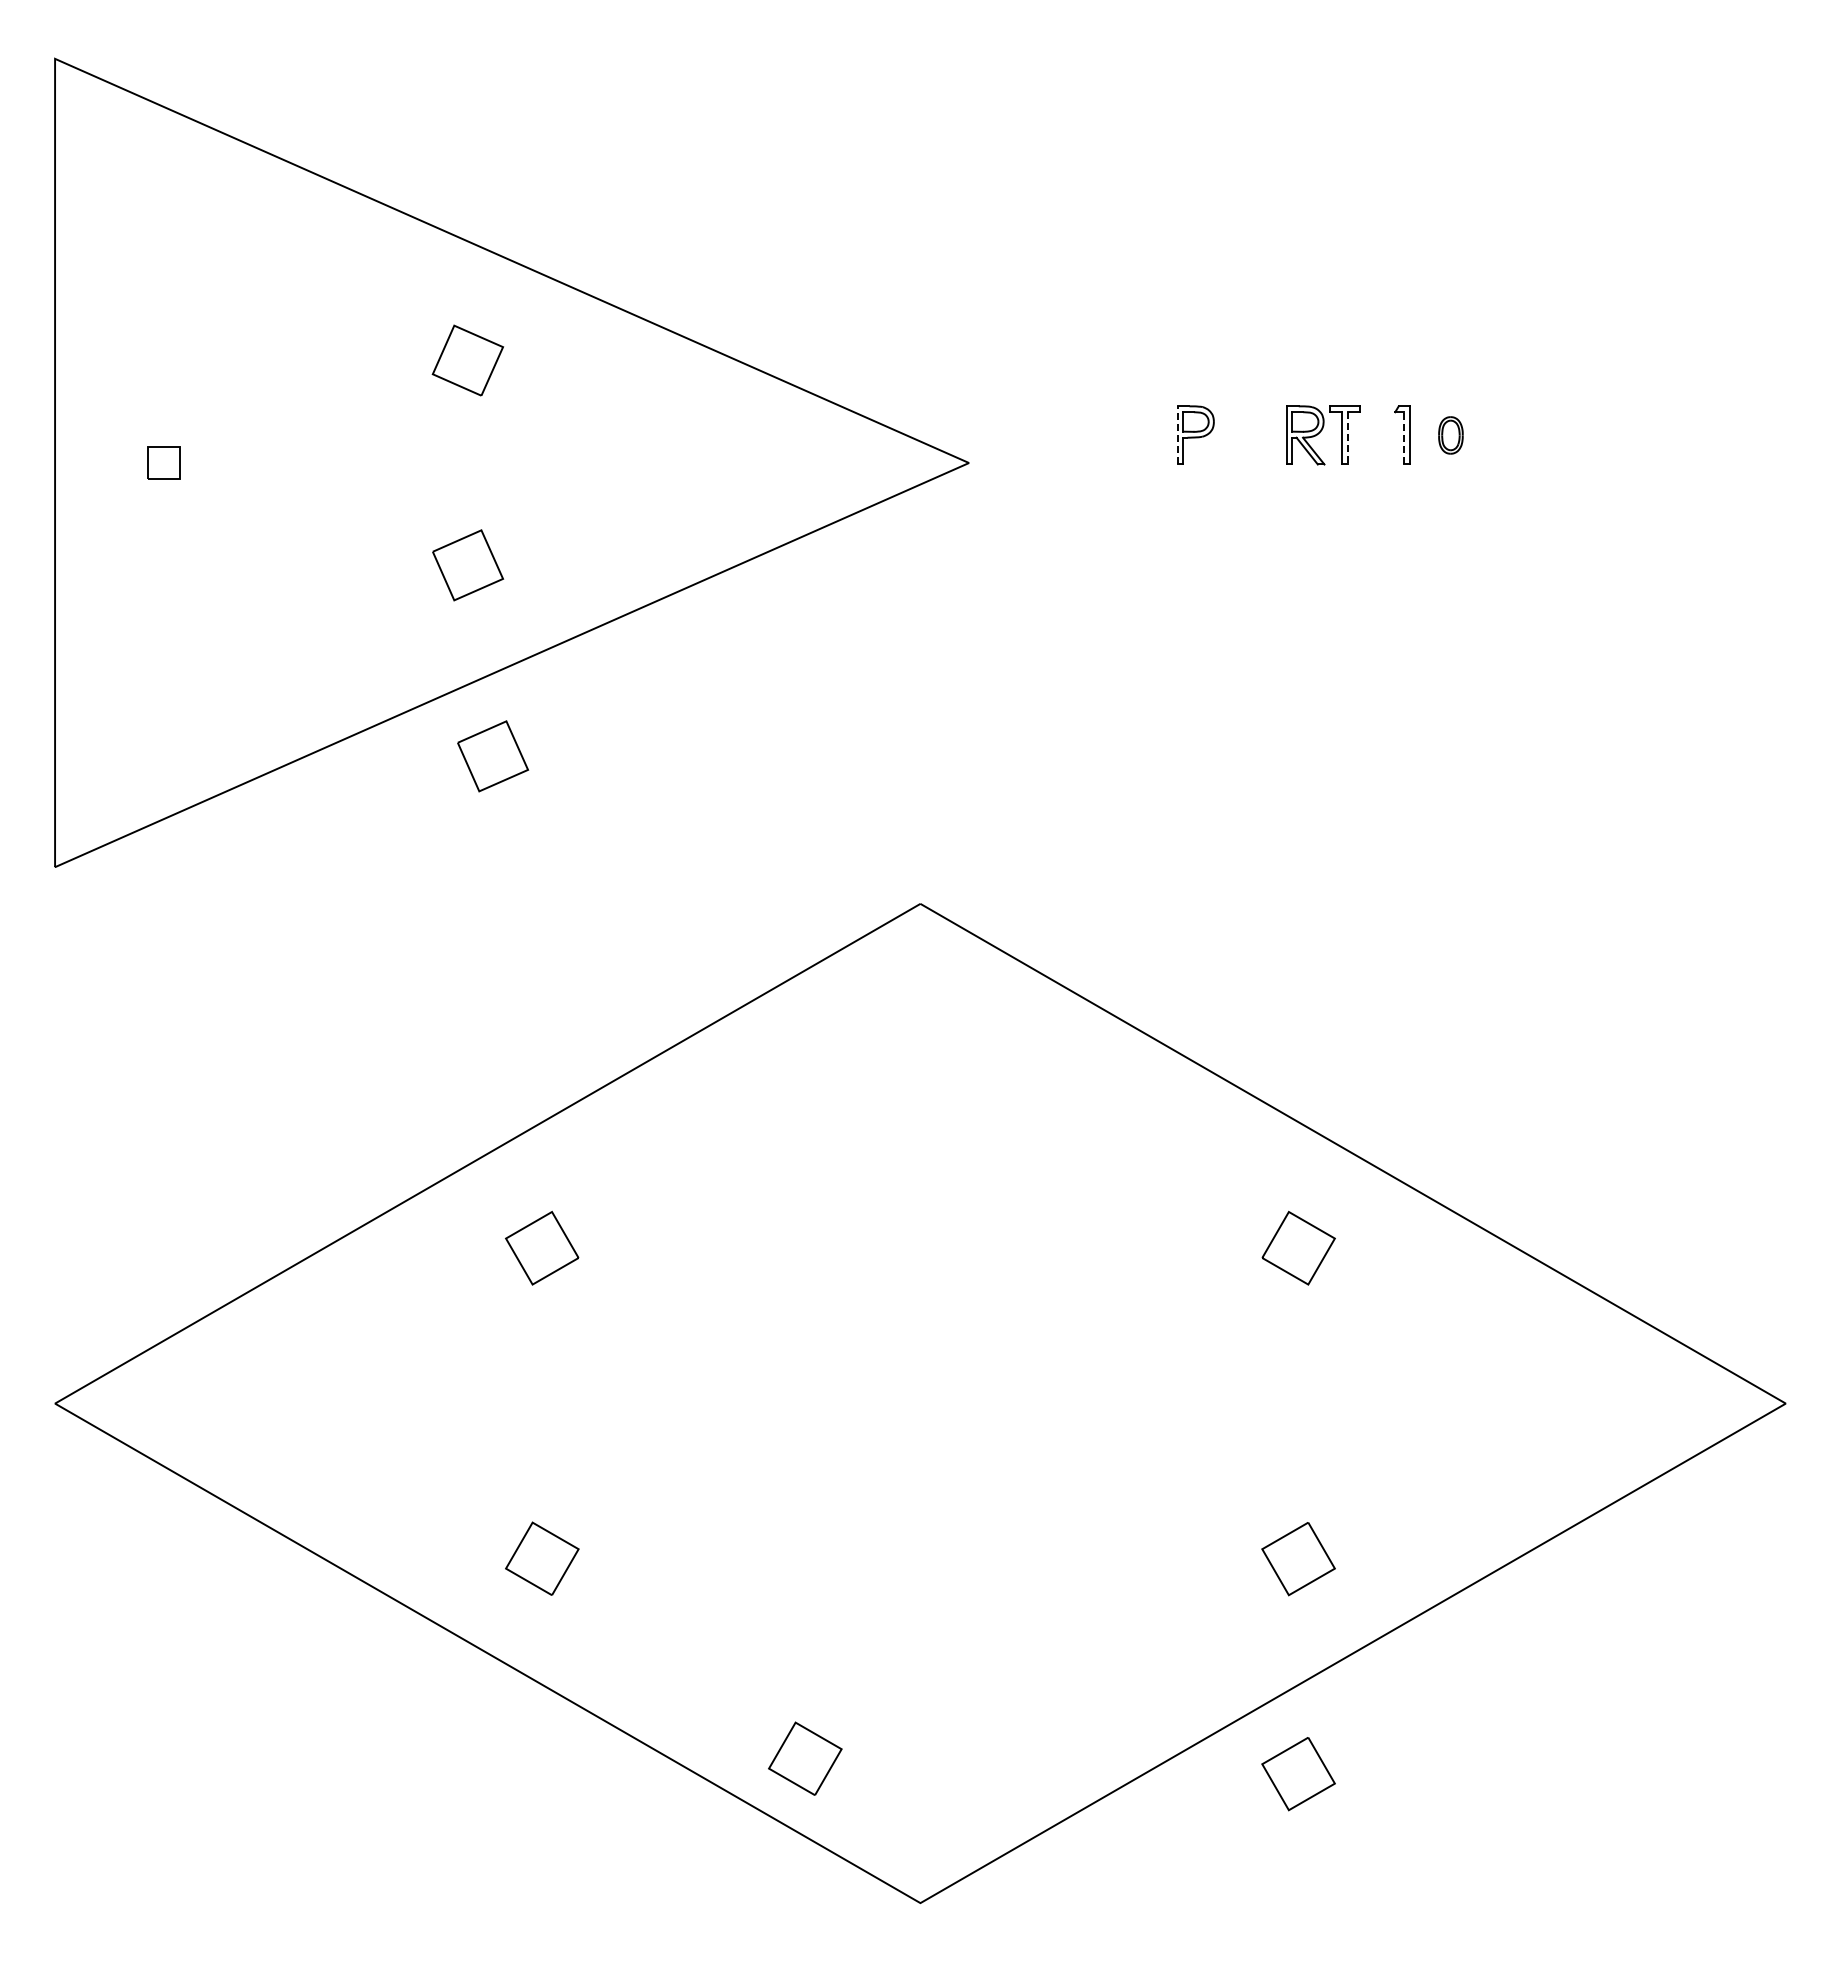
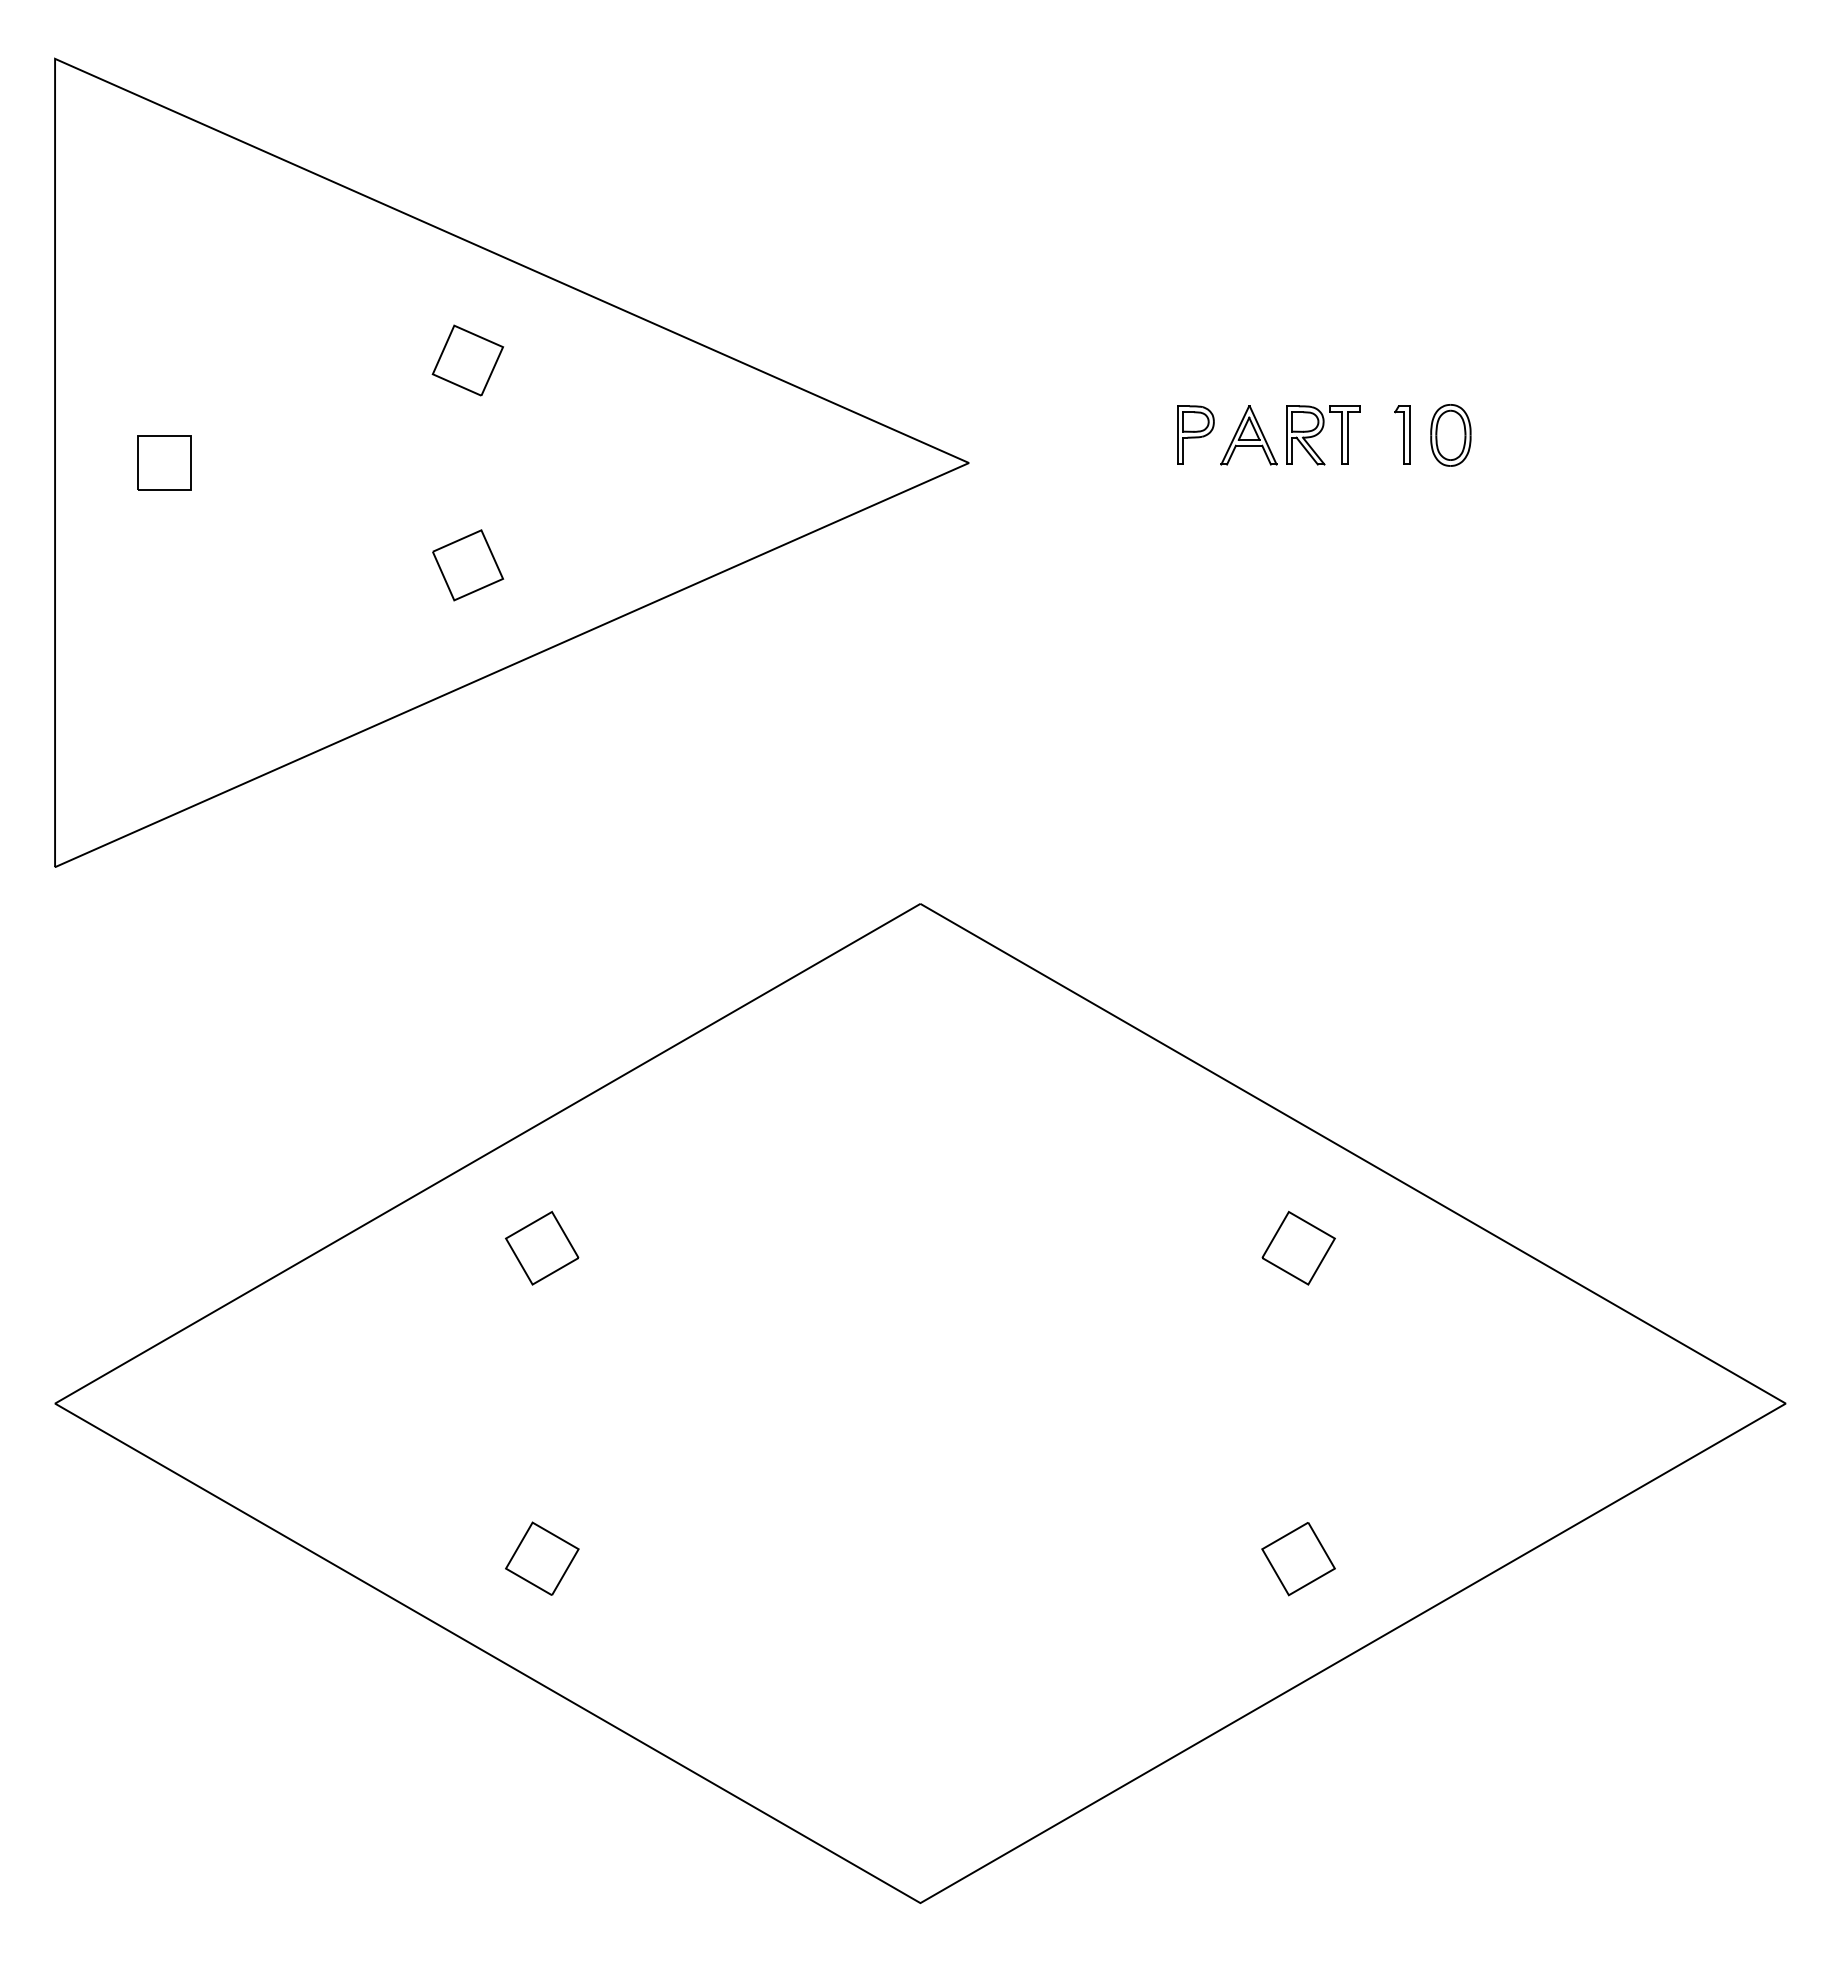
line: dashed -> solid (1178, 434)
part: none -> present (1248, 435)
part size: 26x39 px -> 42x63 px (1450, 435)
line: dashed -> solid (1404, 437)
line: dashed -> solid (1347, 438)
part size: 34x34 px -> 55x56 px (164, 462)
part: present -> none (493, 756)
part: present -> none (805, 1758)
part: present -> none (1298, 1774)
